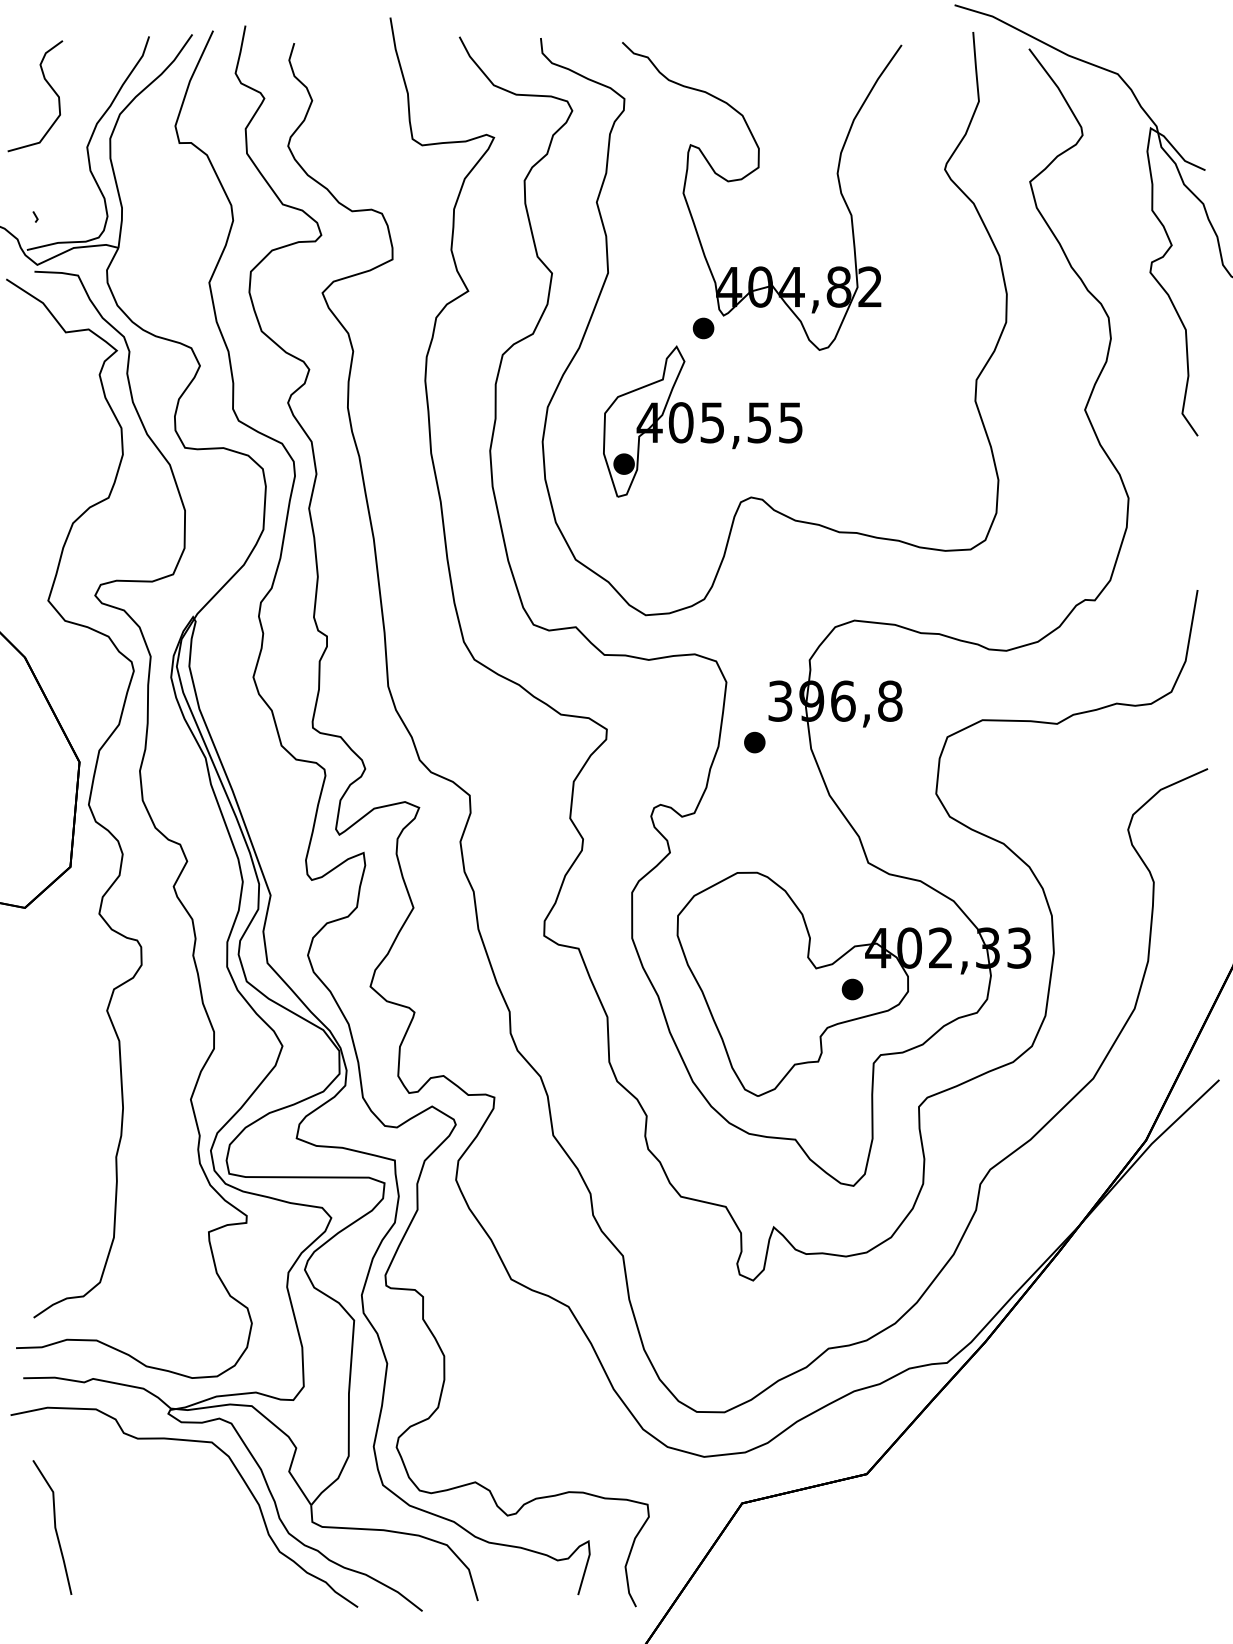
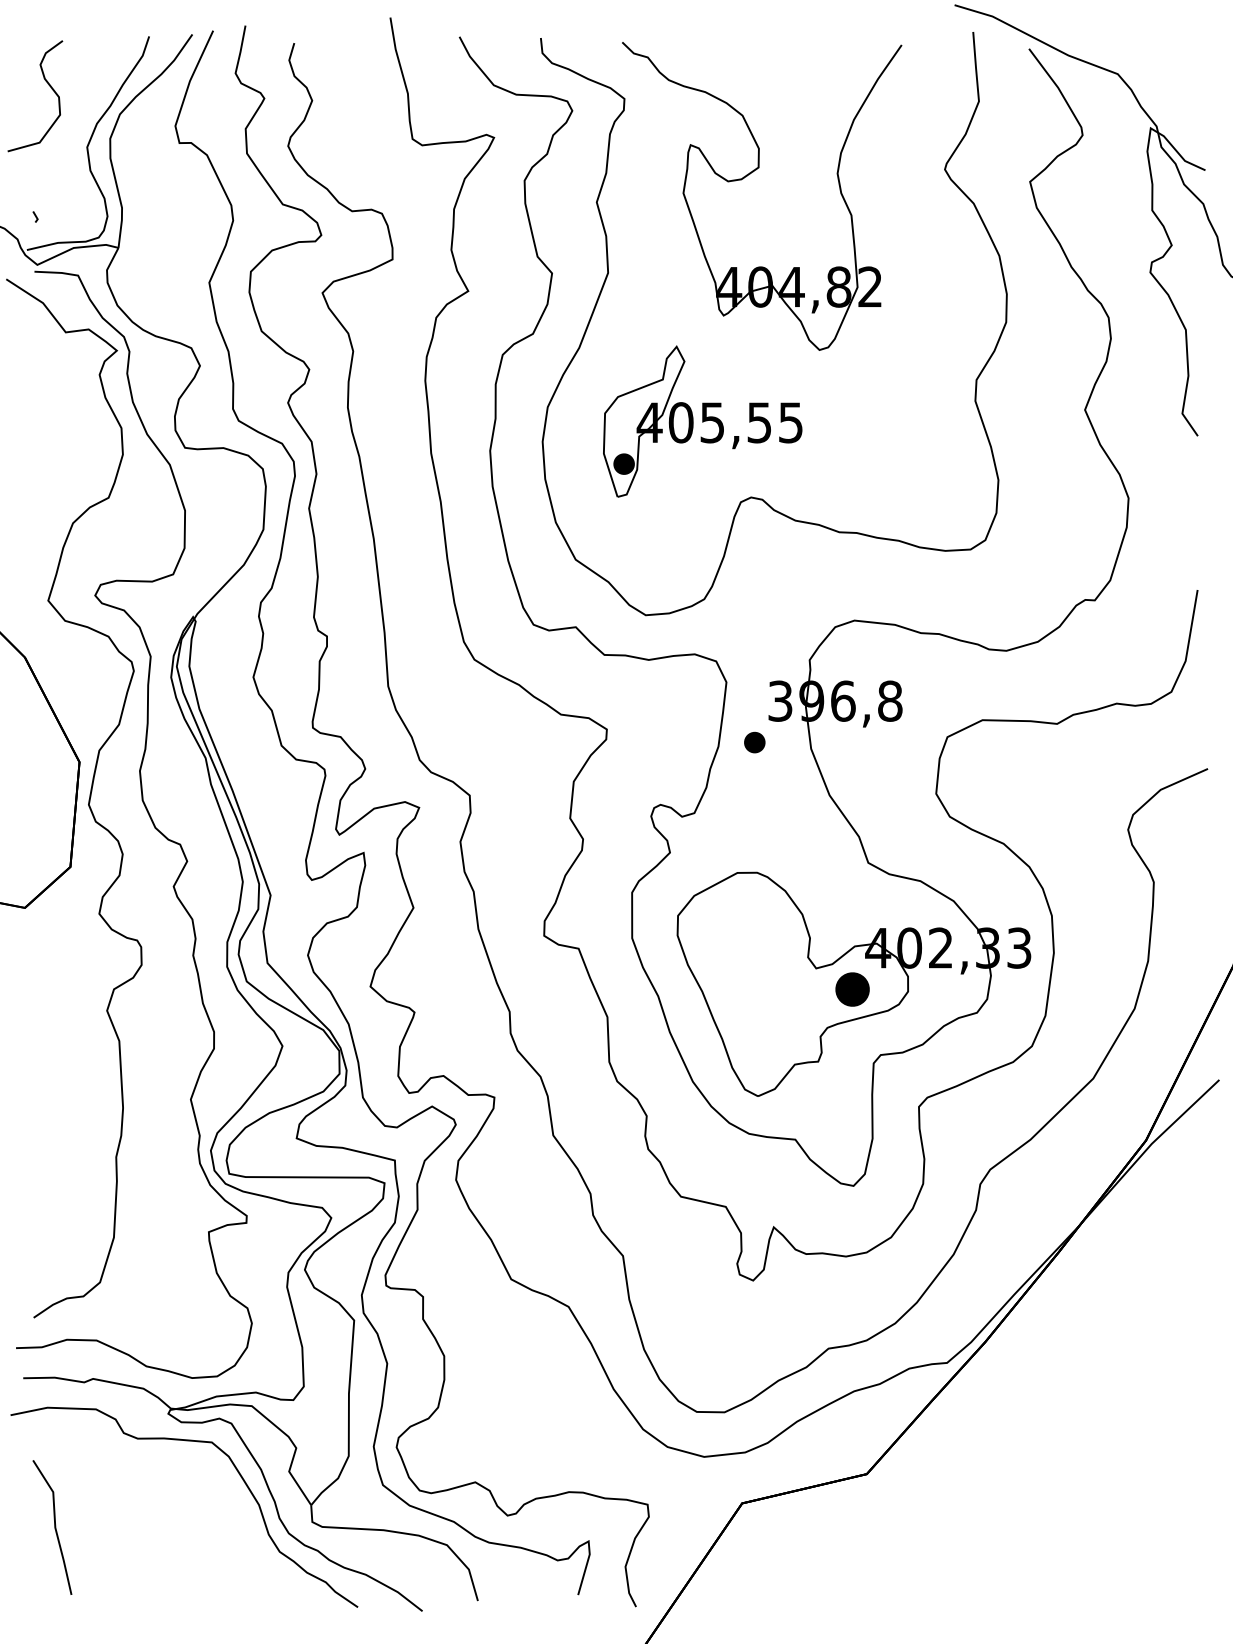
part: present -> none (703, 328)
part size: 23x23 px -> 35x35 px (852, 989)
